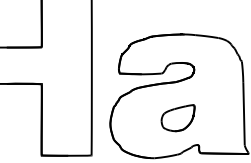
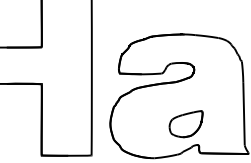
part position: (177, 118) -> (185, 124) (185, 124)
